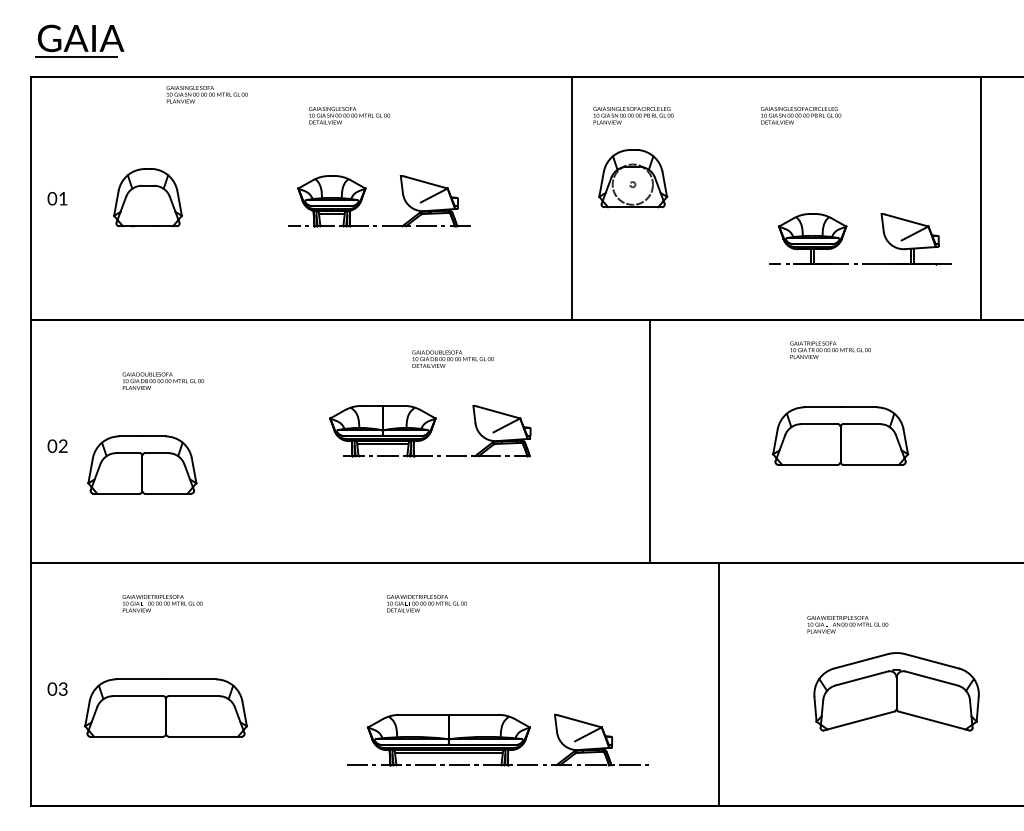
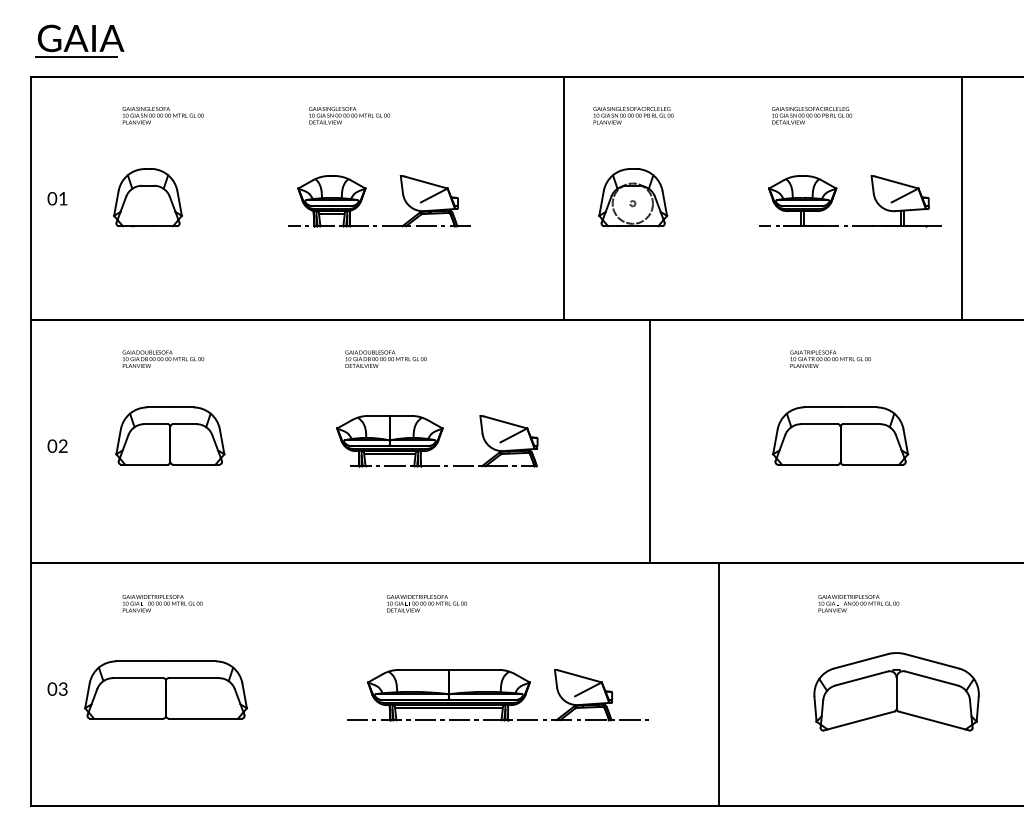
text position: (206, 94) -> (162, 115) (162, 115)
text position: (801, 115) -> (812, 115) (812, 115)
part position: (633, 178) -> (633, 197) (633, 197)
line position: (572, 198) -> (564, 198) (564, 198)
line position: (981, 198) -> (962, 198) (962, 198)
part position: (844, 235) -> (834, 197) (834, 197)
text position: (830, 349) -> (830, 358) (830, 358)
text position: (452, 358) -> (385, 358) (385, 358)
text position: (163, 380) -> (163, 358) (163, 358)
part position: (430, 431) -> (437, 441) (437, 441)
part position: (142, 464) -> (170, 435) (170, 435)
text position: (847, 624) -> (858, 603) (858, 603)
part position: (165, 707) -> (165, 689) (165, 689)
part position: (497, 739) -> (497, 694) (497, 694)
